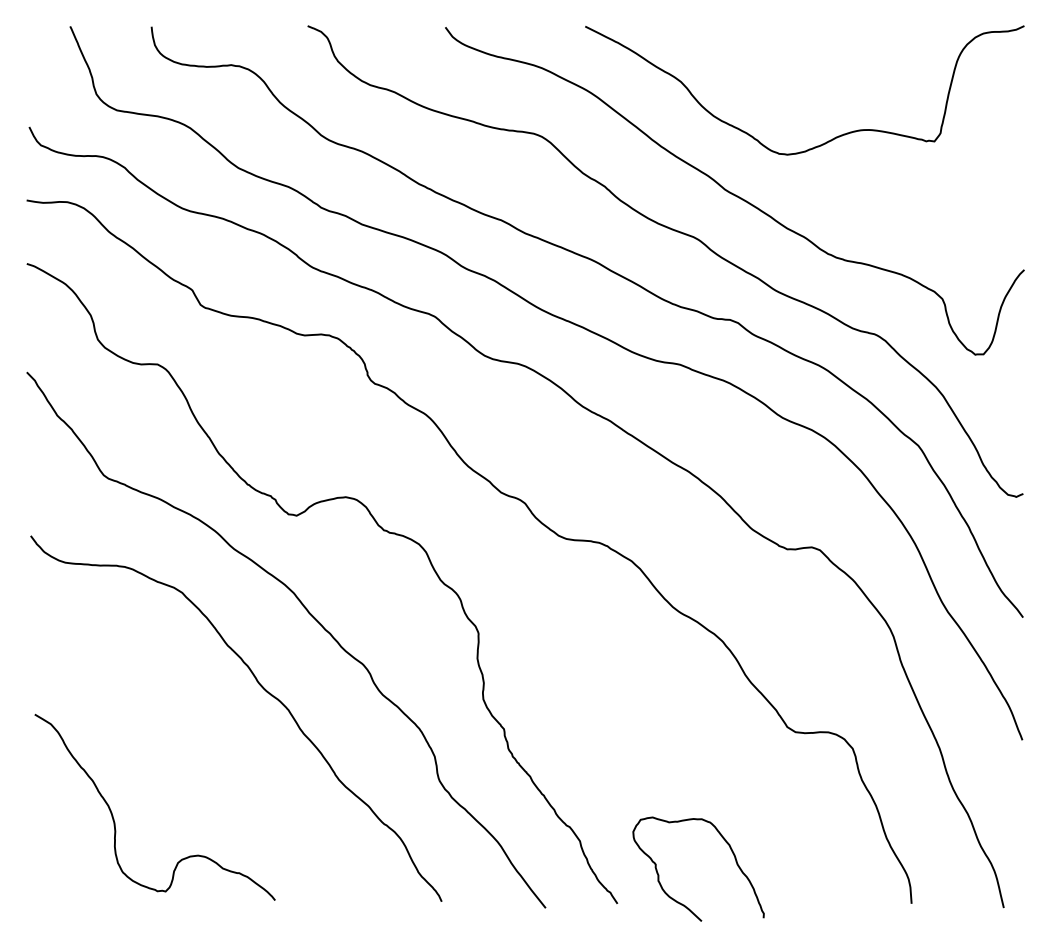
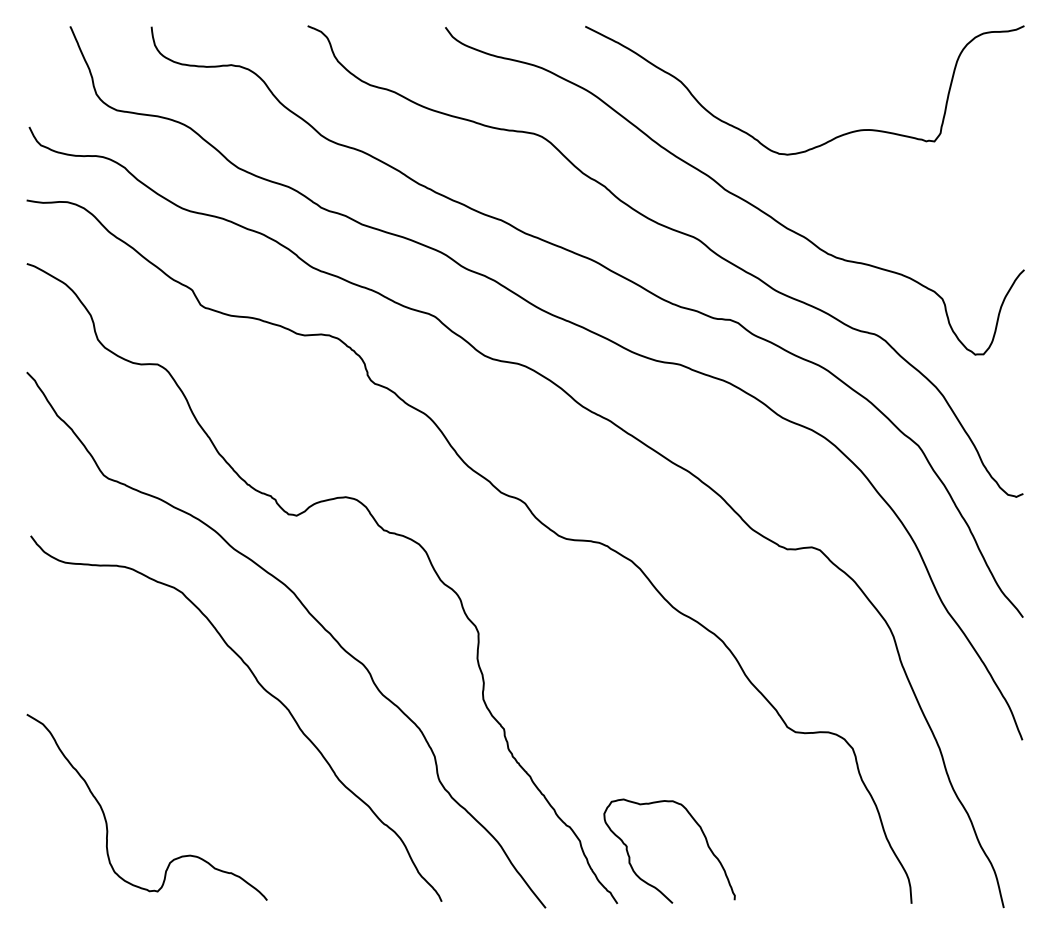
curve position: (114, 818) -> (106, 818) (106, 818)
curve position: (731, 851) -> (702, 833) (702, 833)
